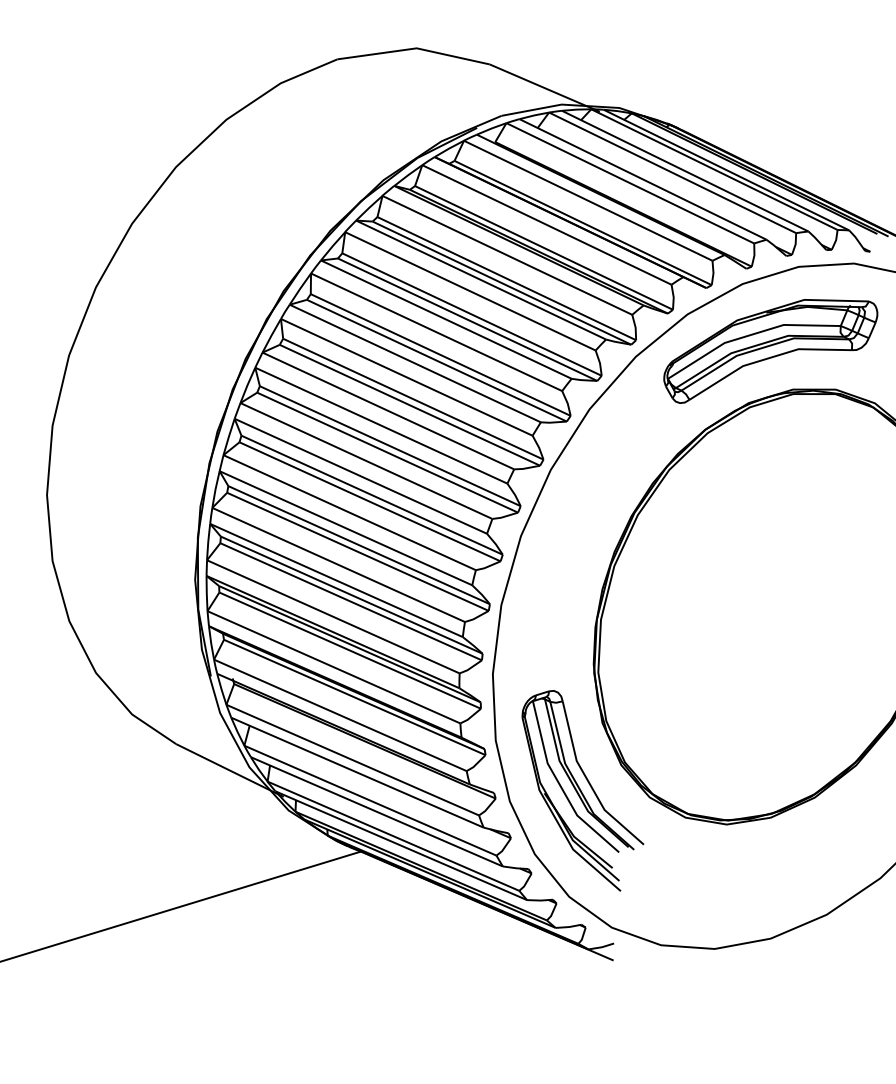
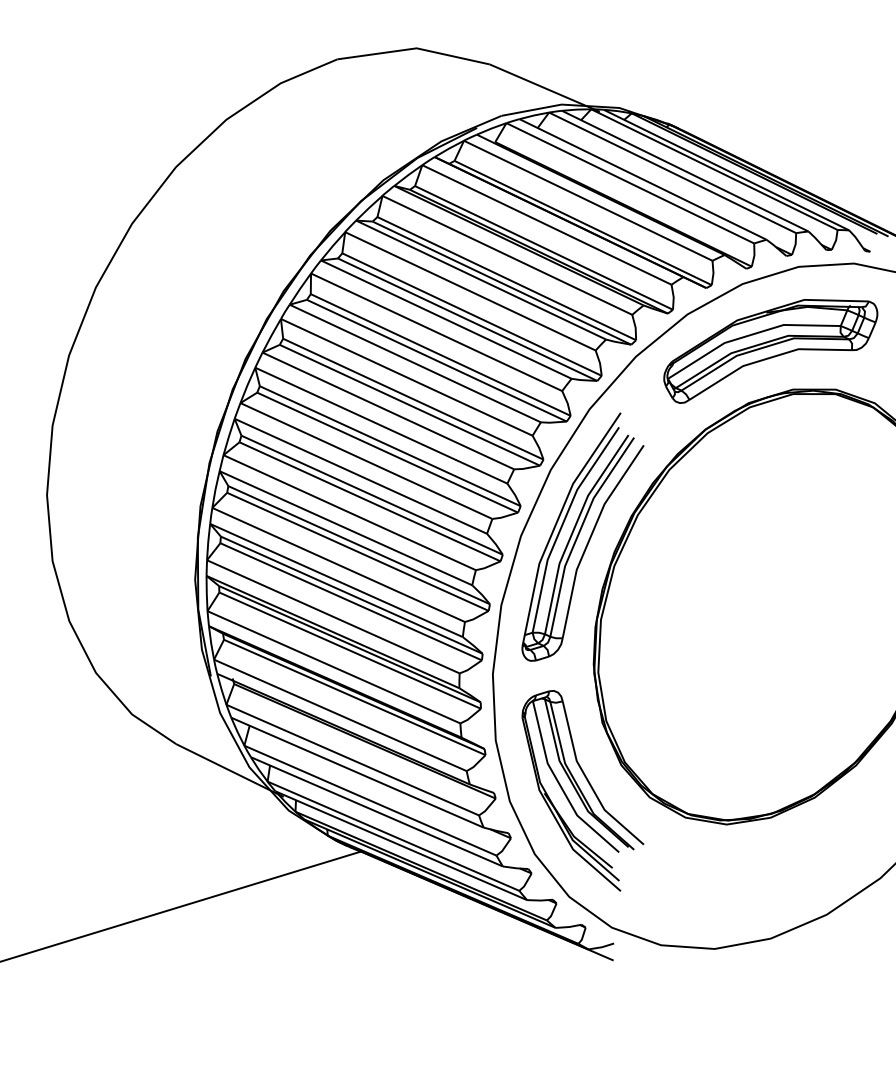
part: none -> present (582, 536)
